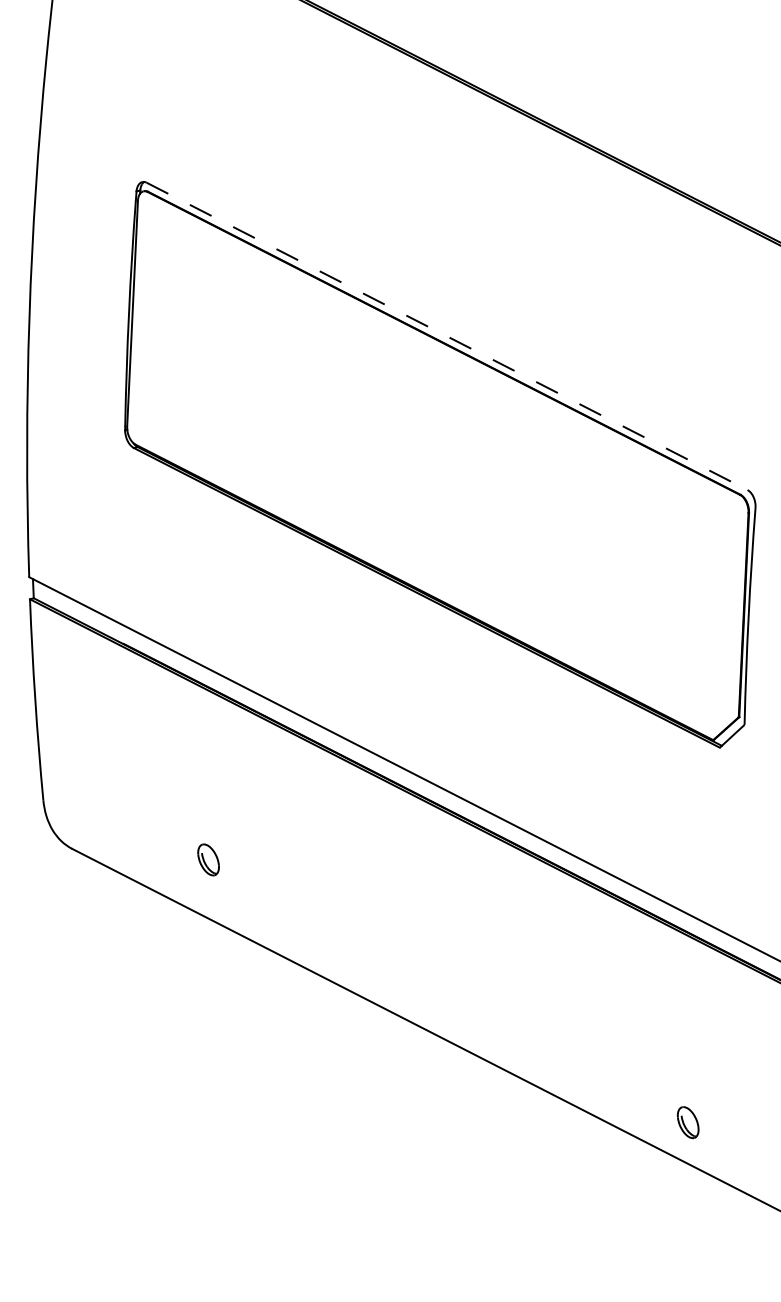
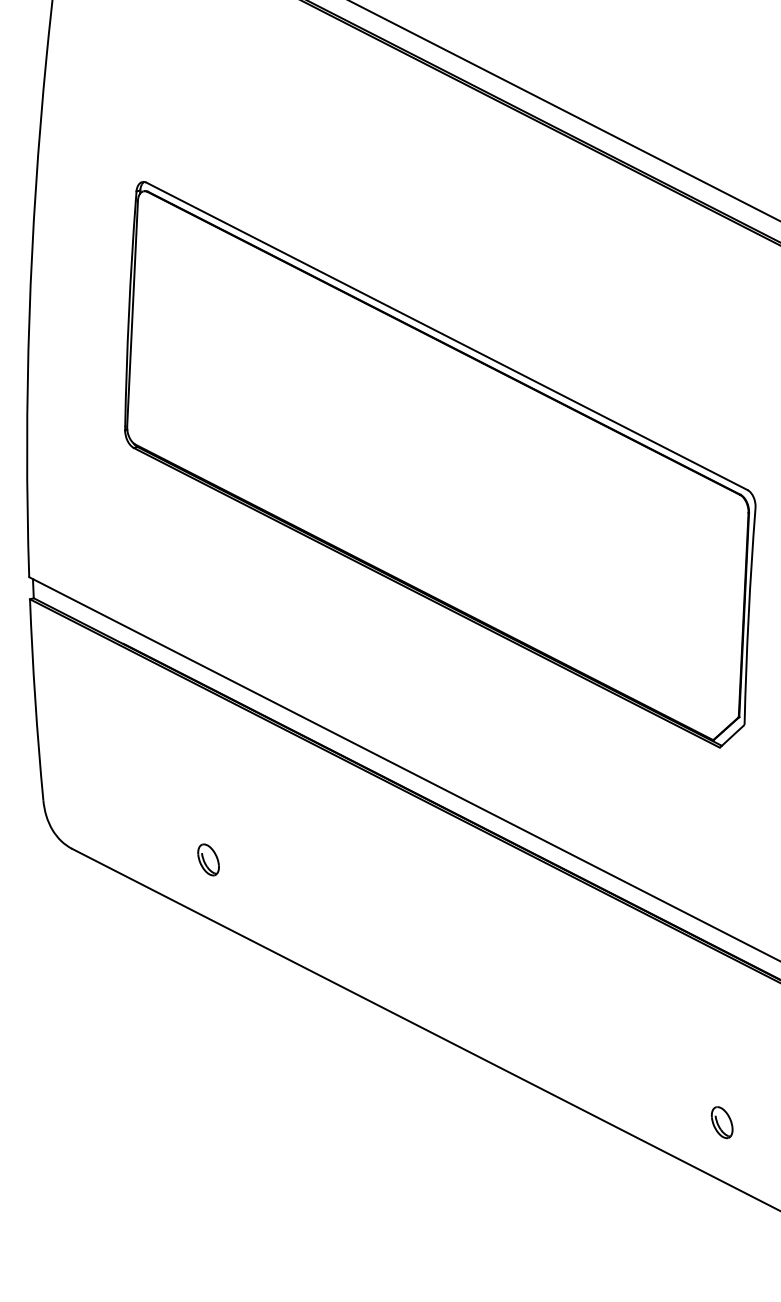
line: none -> present (564, 110)
line: dashed -> solid (447, 336)
part position: (687, 1122) -> (721, 1122) (721, 1122)
